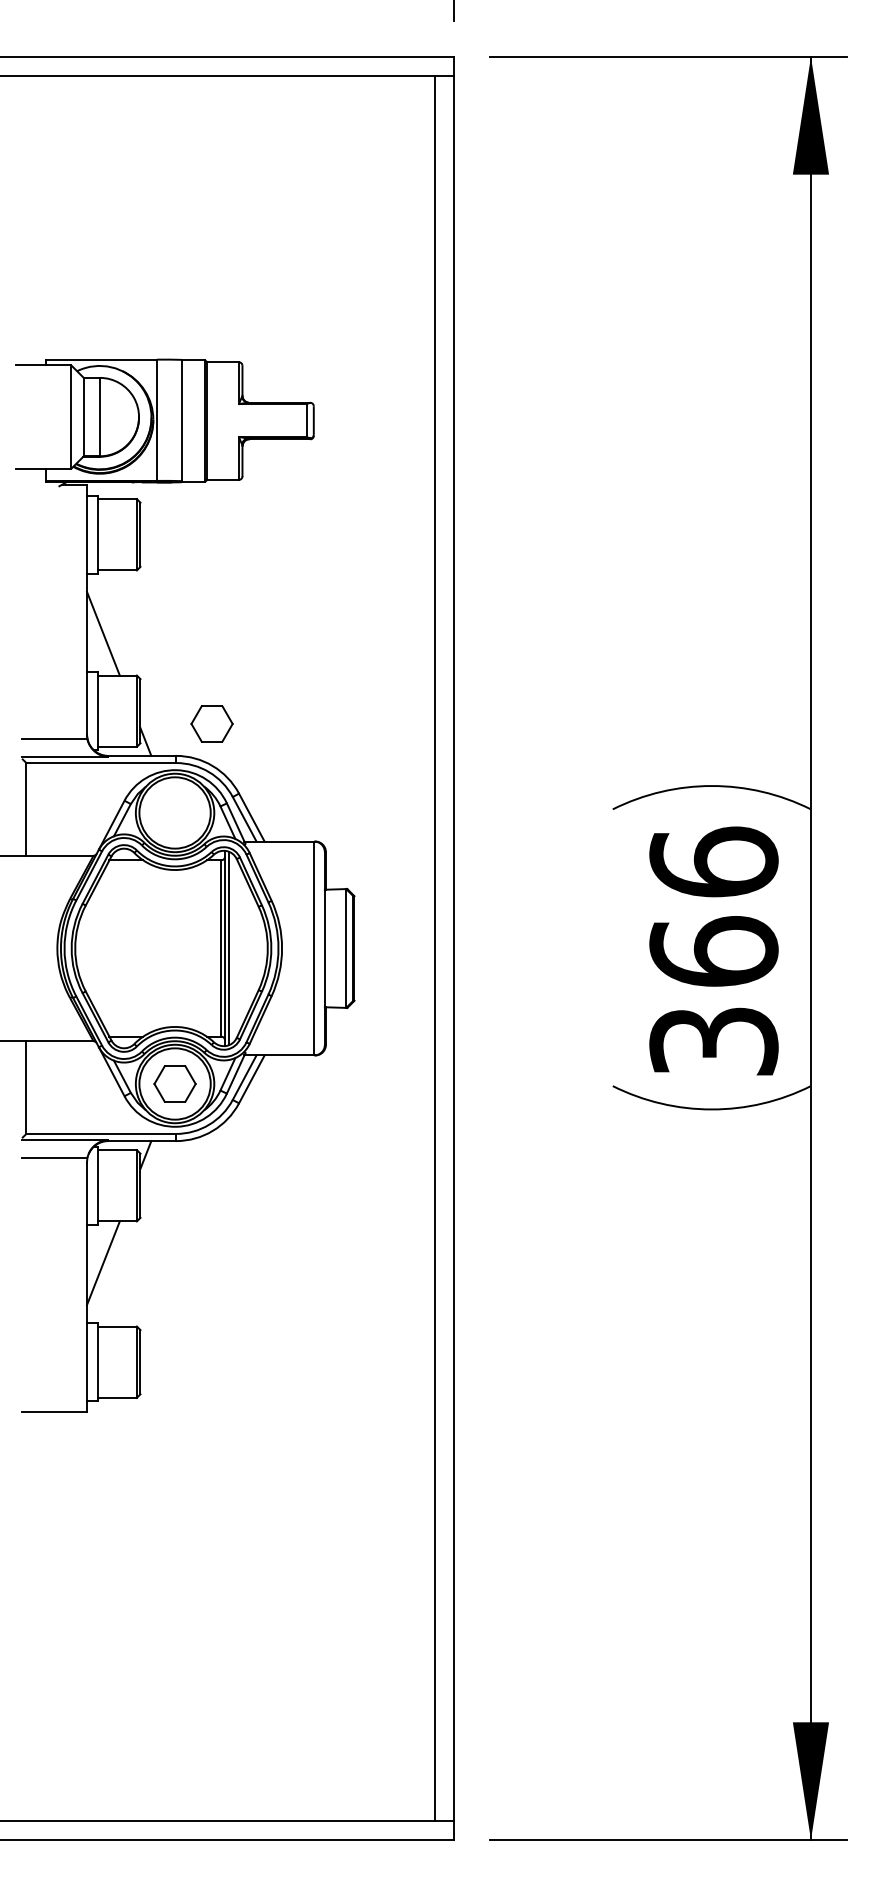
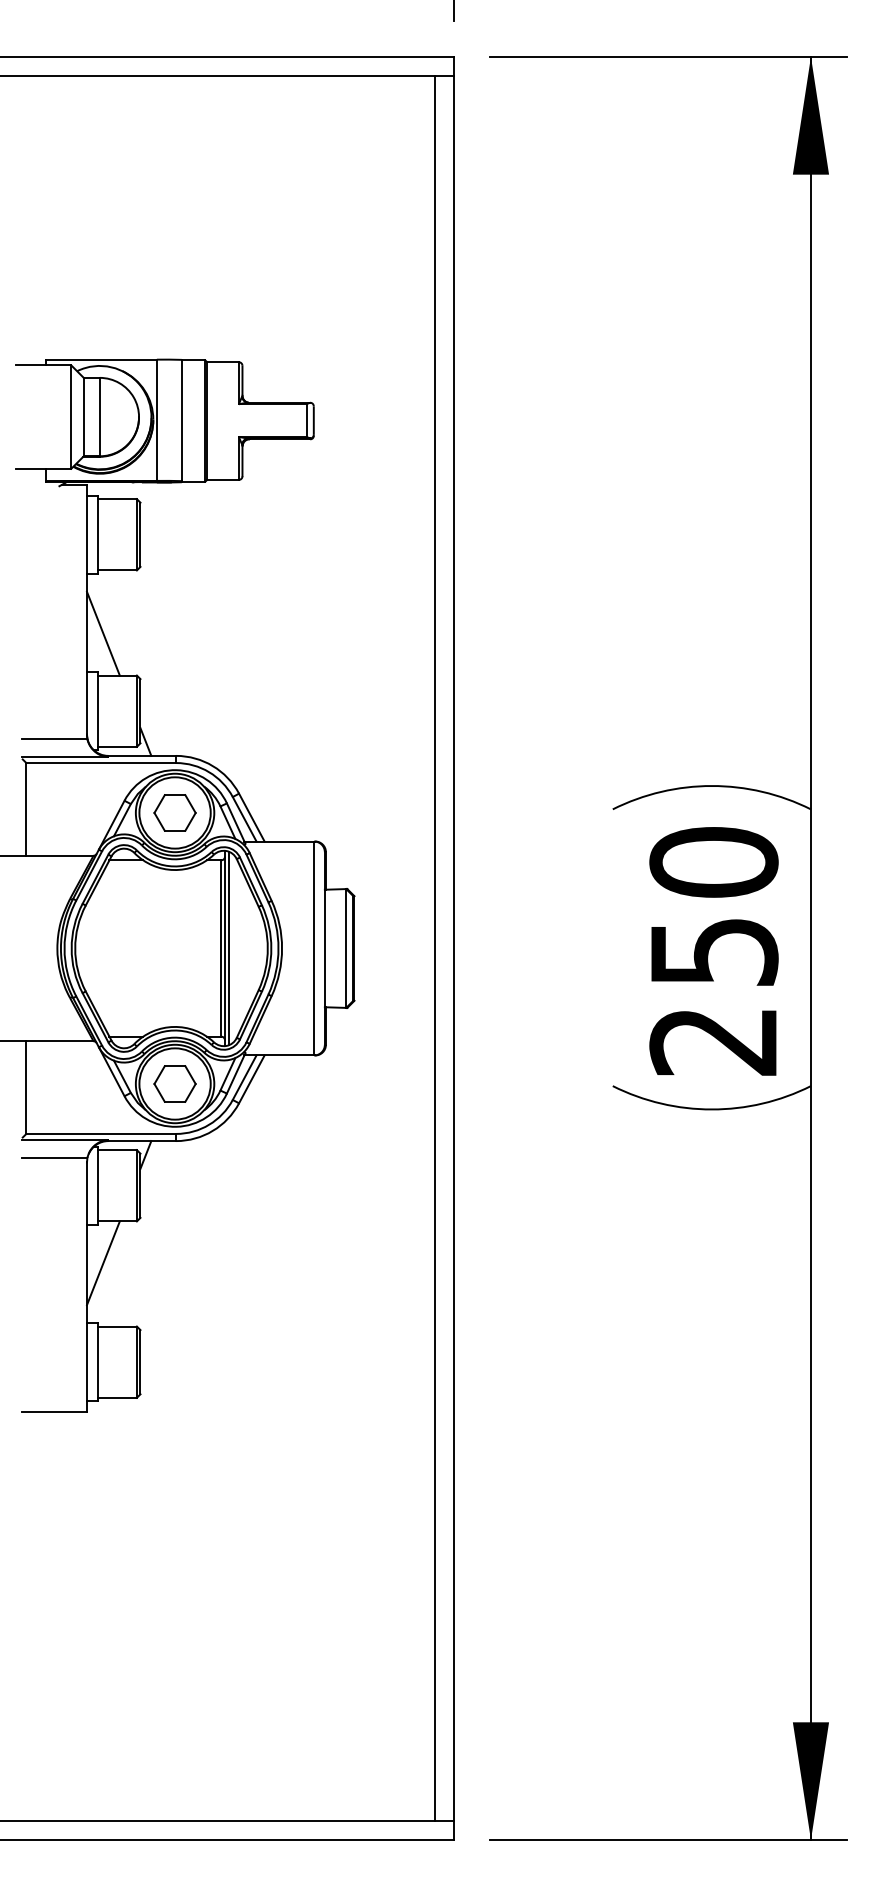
part position: (211, 723) -> (174, 812) (174, 812)
text: 366 -> 250 (713, 950)
